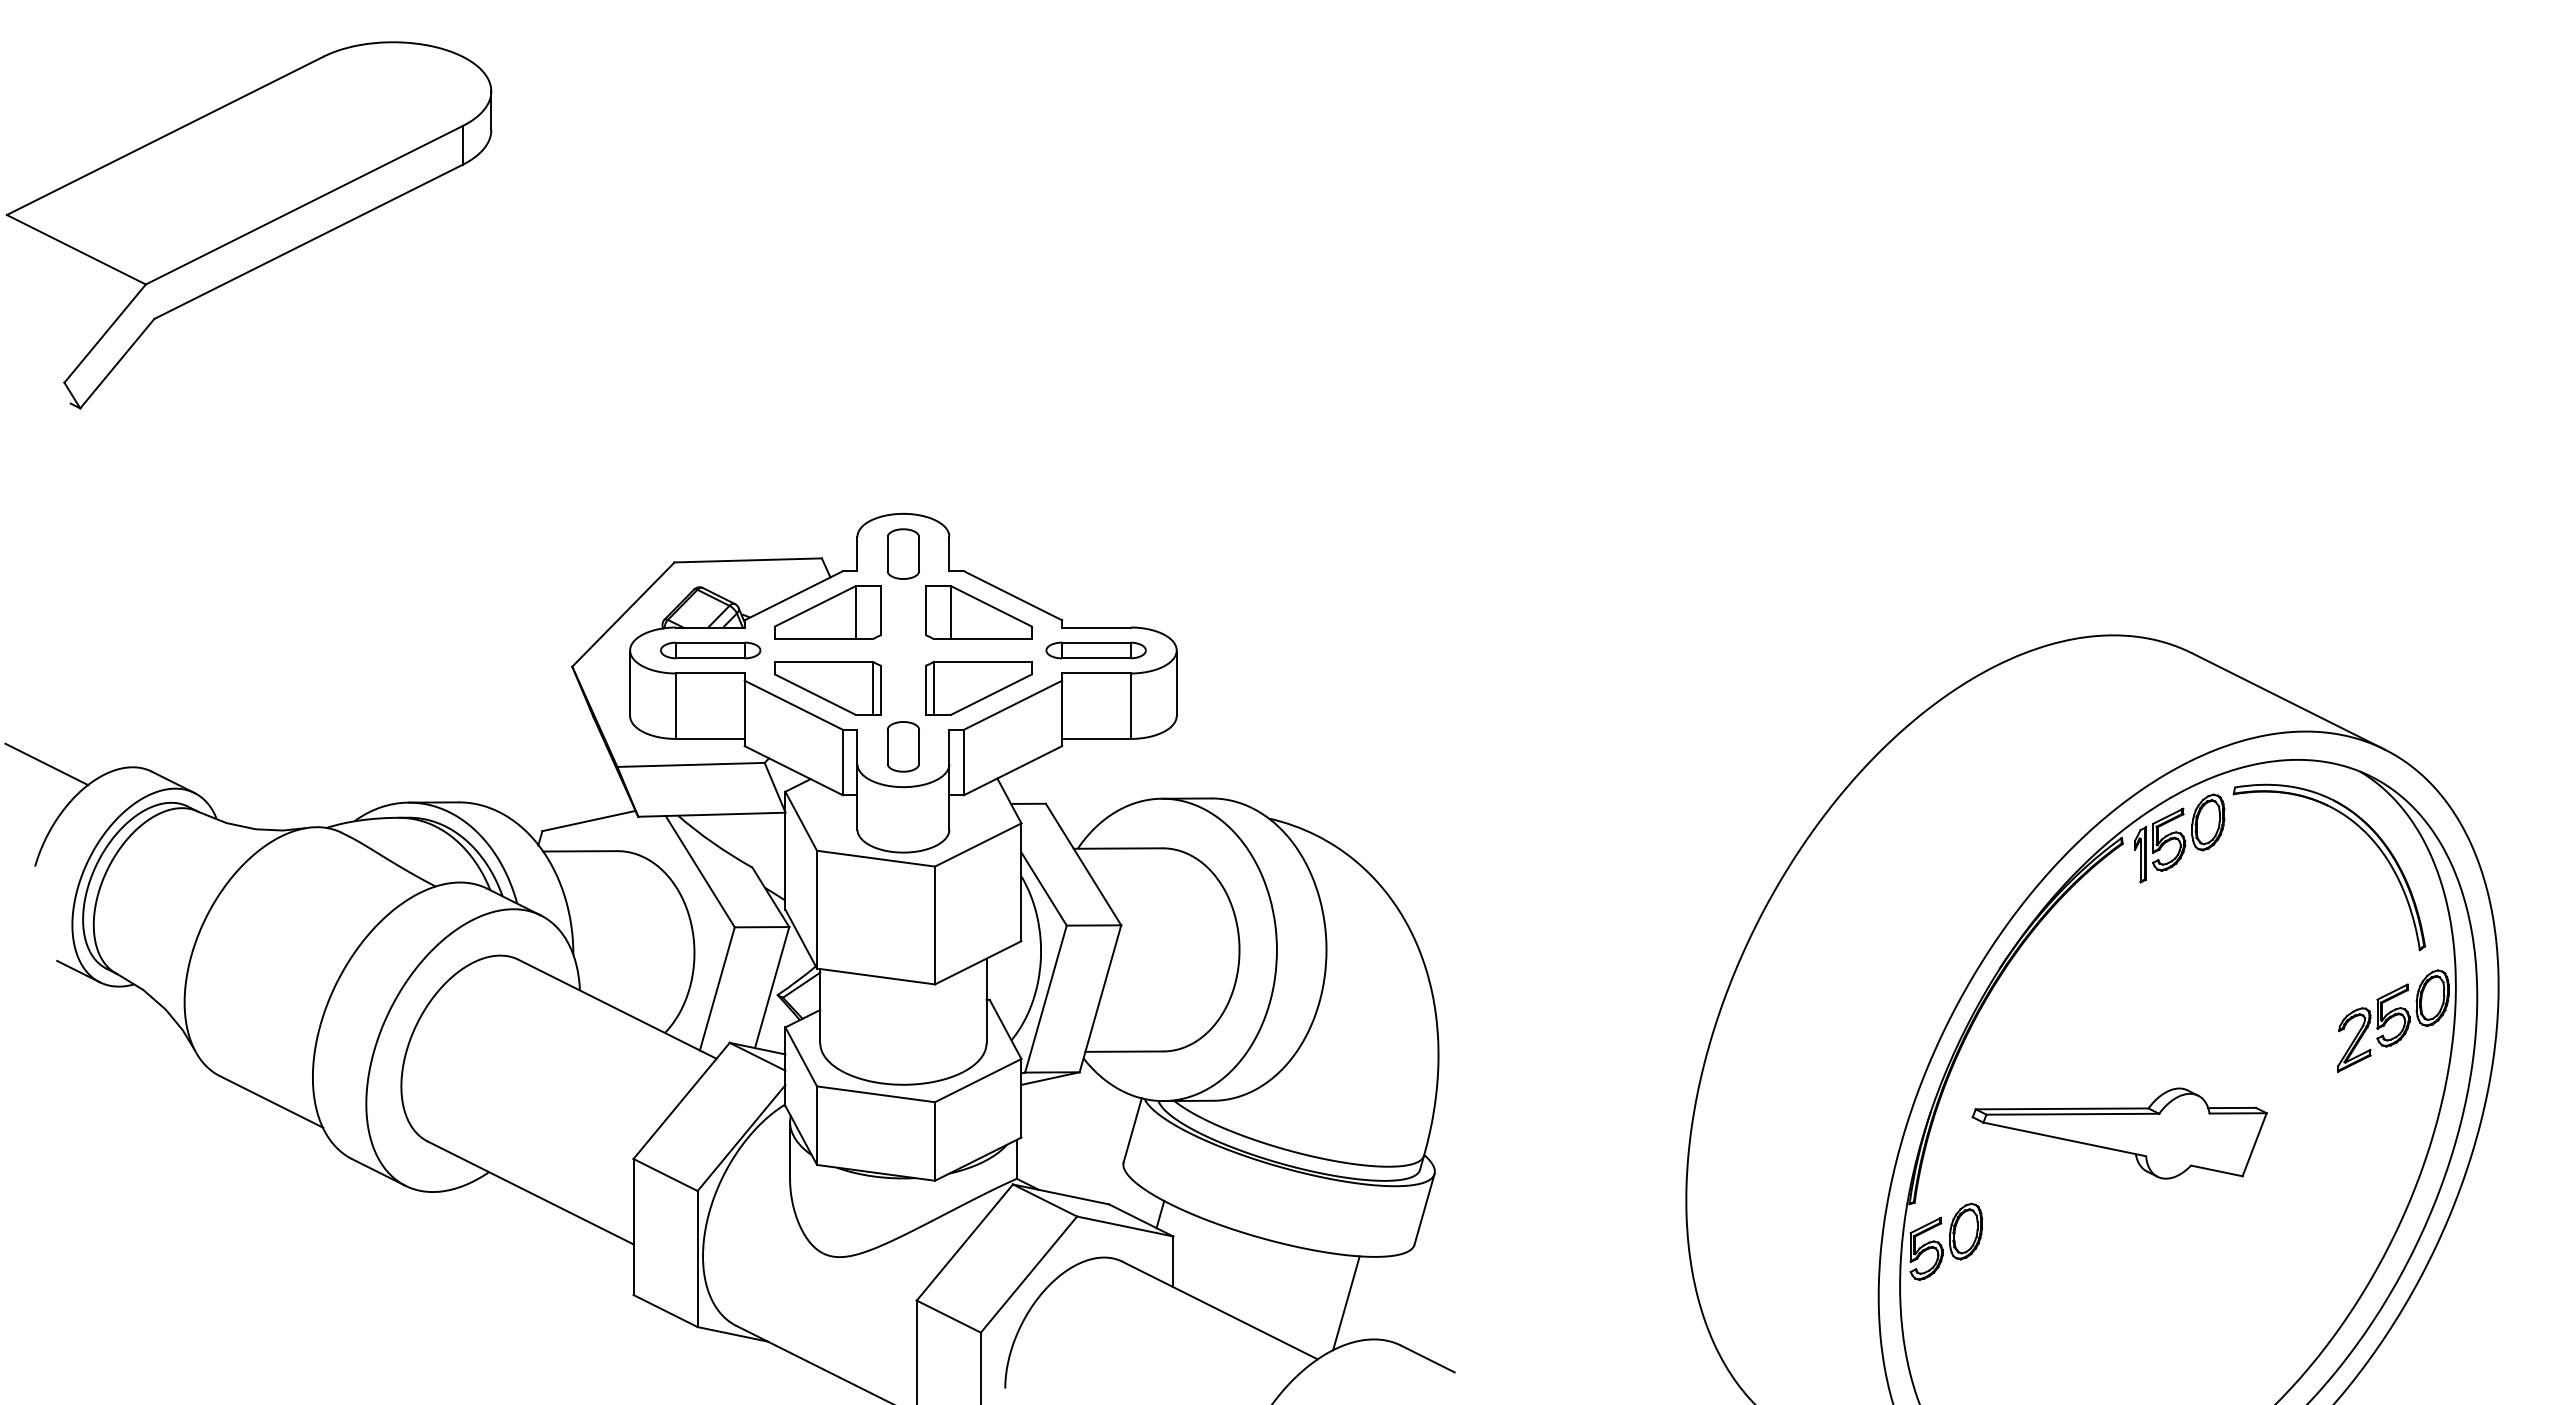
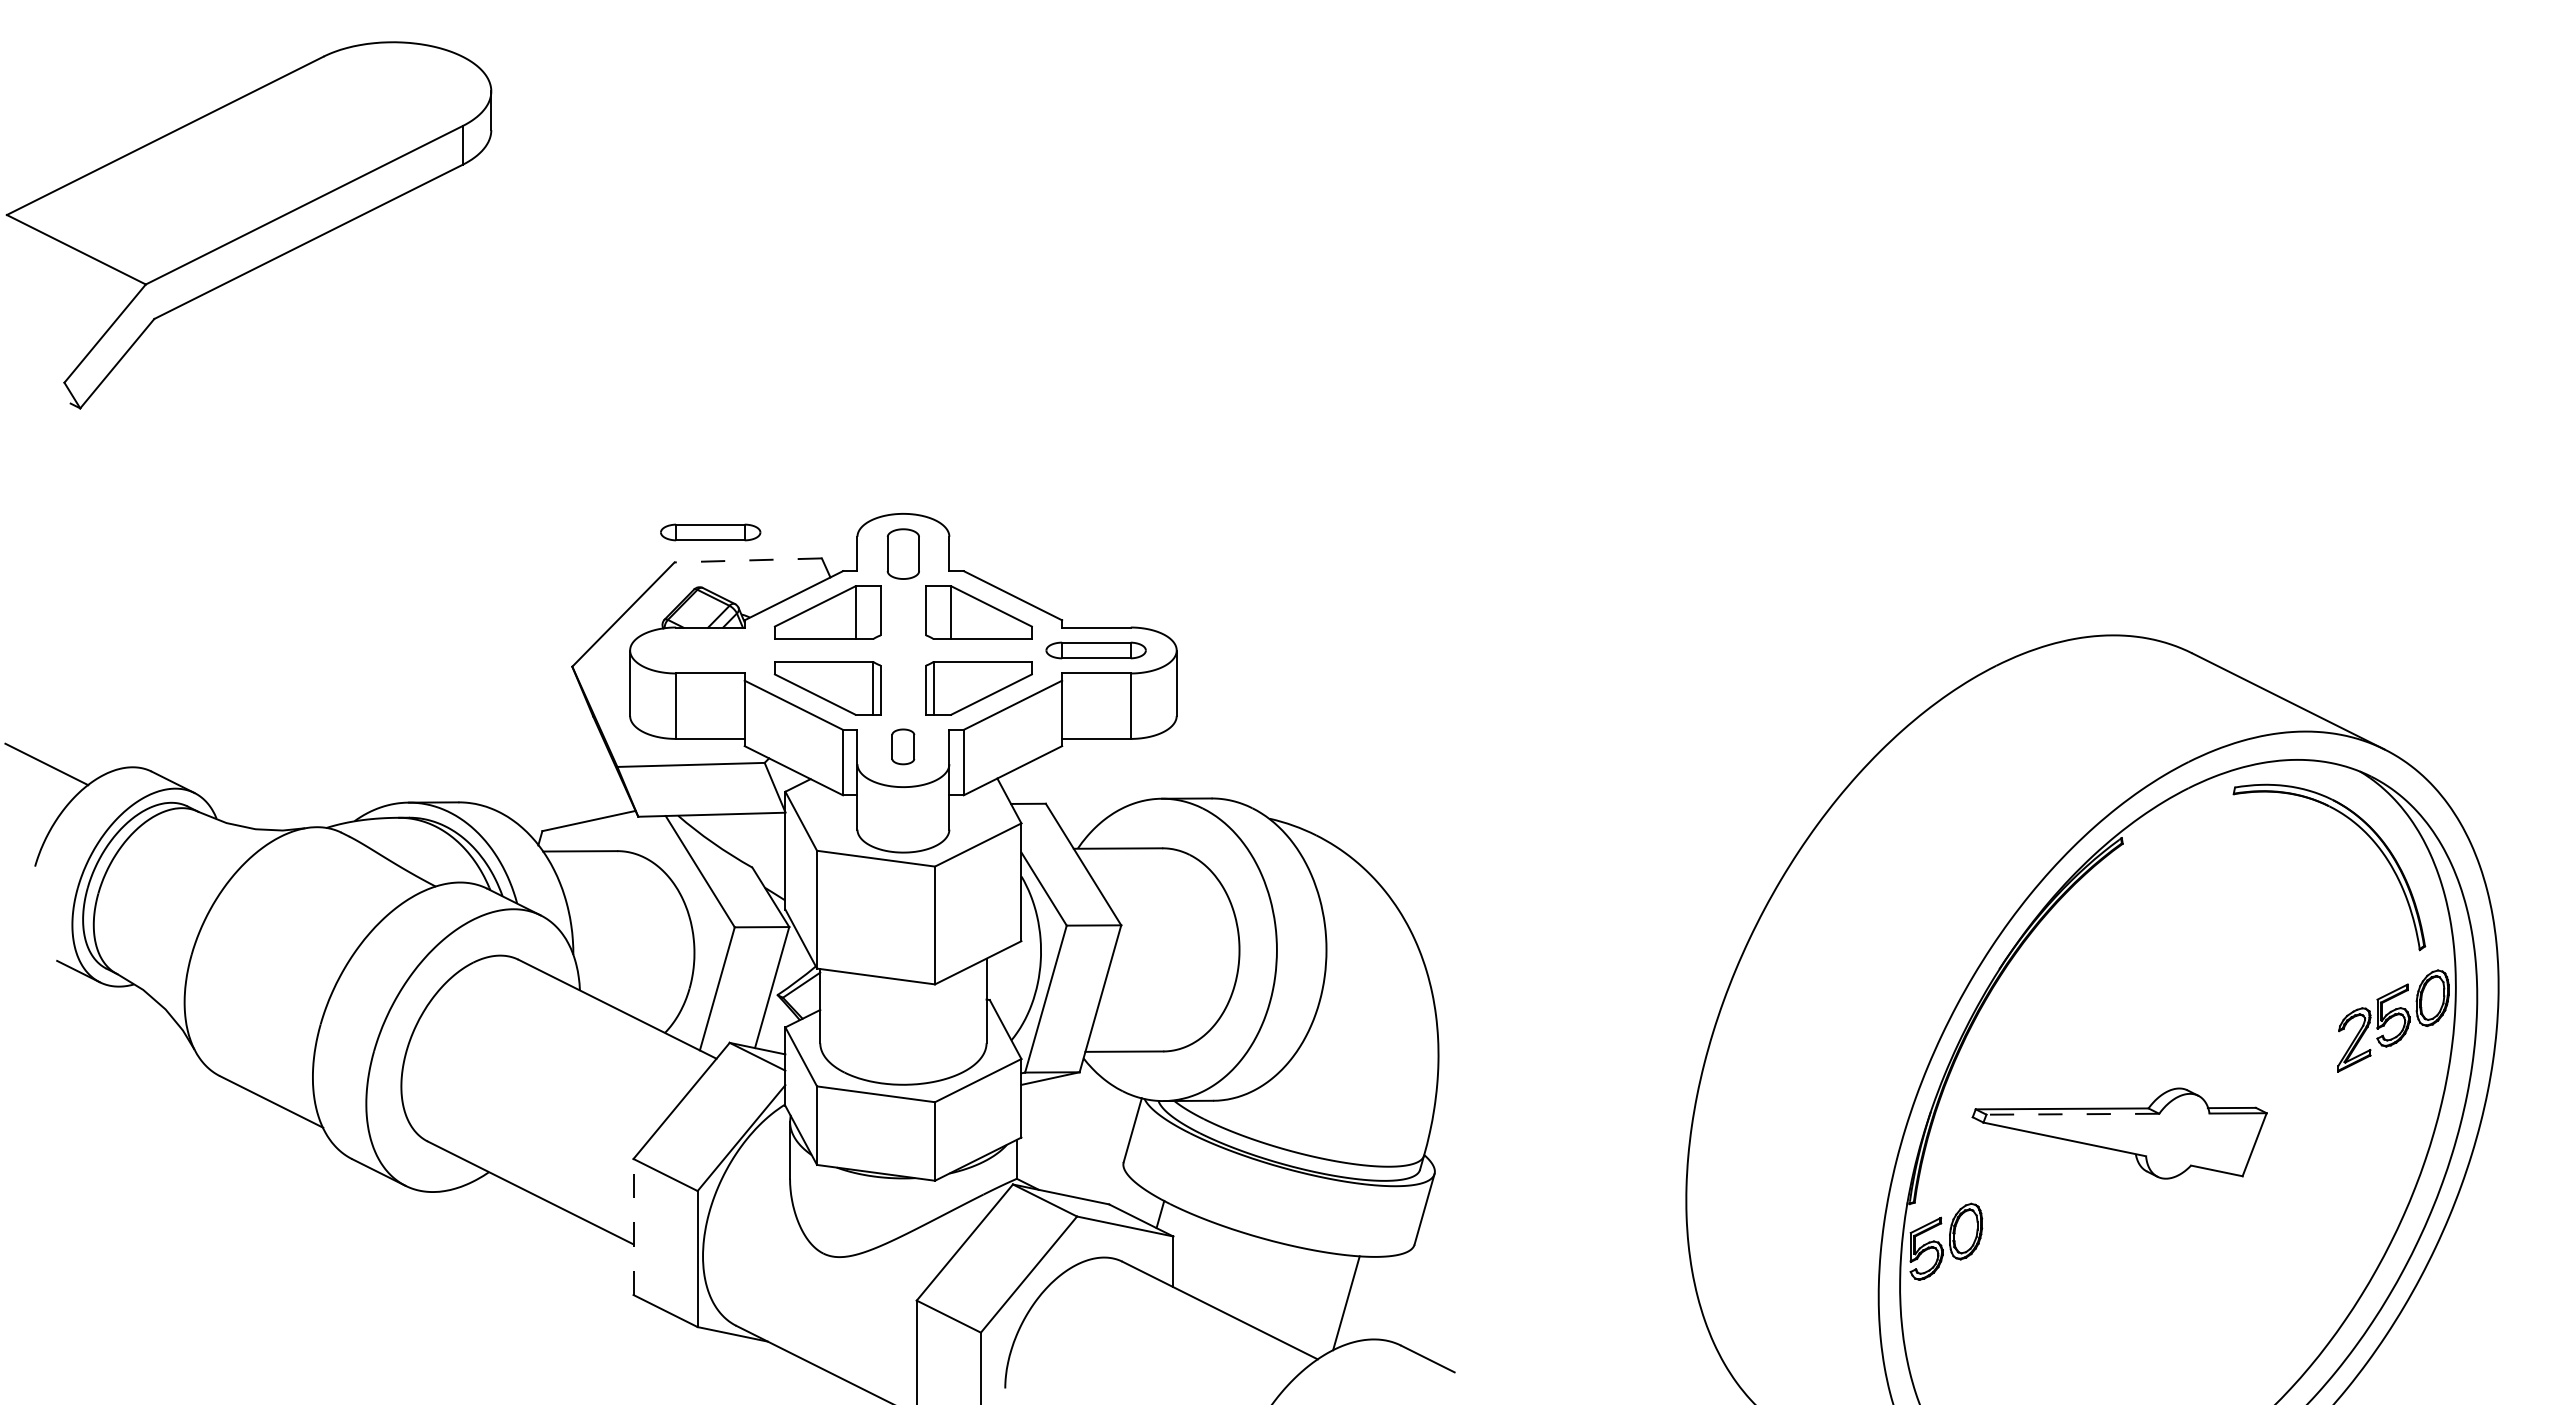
line: solid -> dashed (748, 560)
part position: (710, 650) -> (710, 532) (710, 532)
part size: 34x52 px -> 25x38 px (903, 746)
part: present -> none (2179, 838)
line: solid -> dashed (2072, 1114)
line: solid -> dashed (633, 1226)
